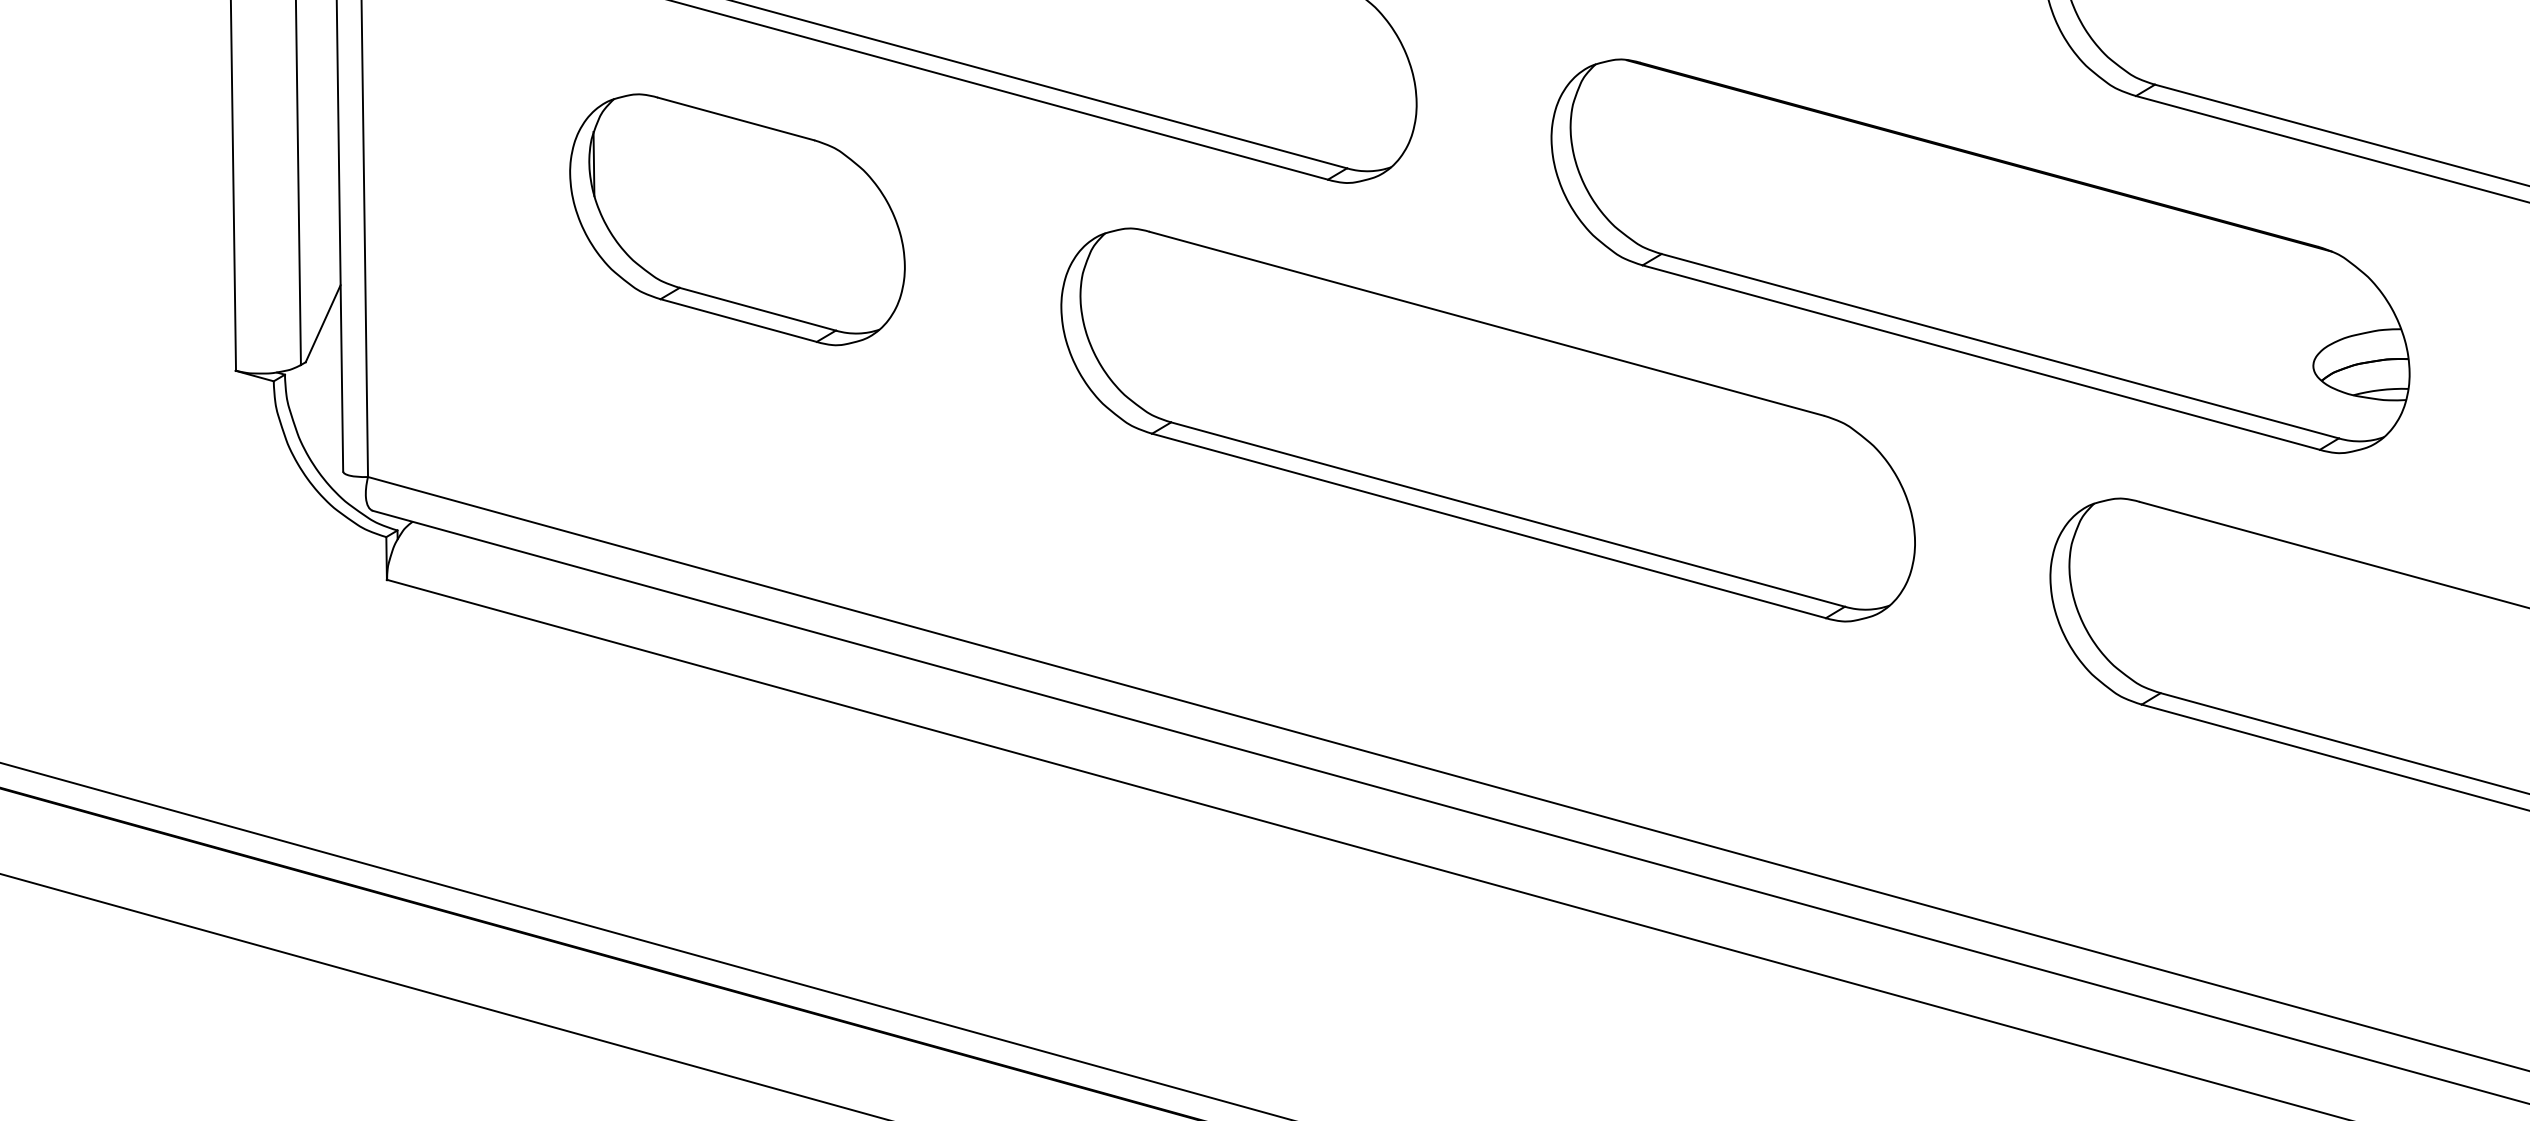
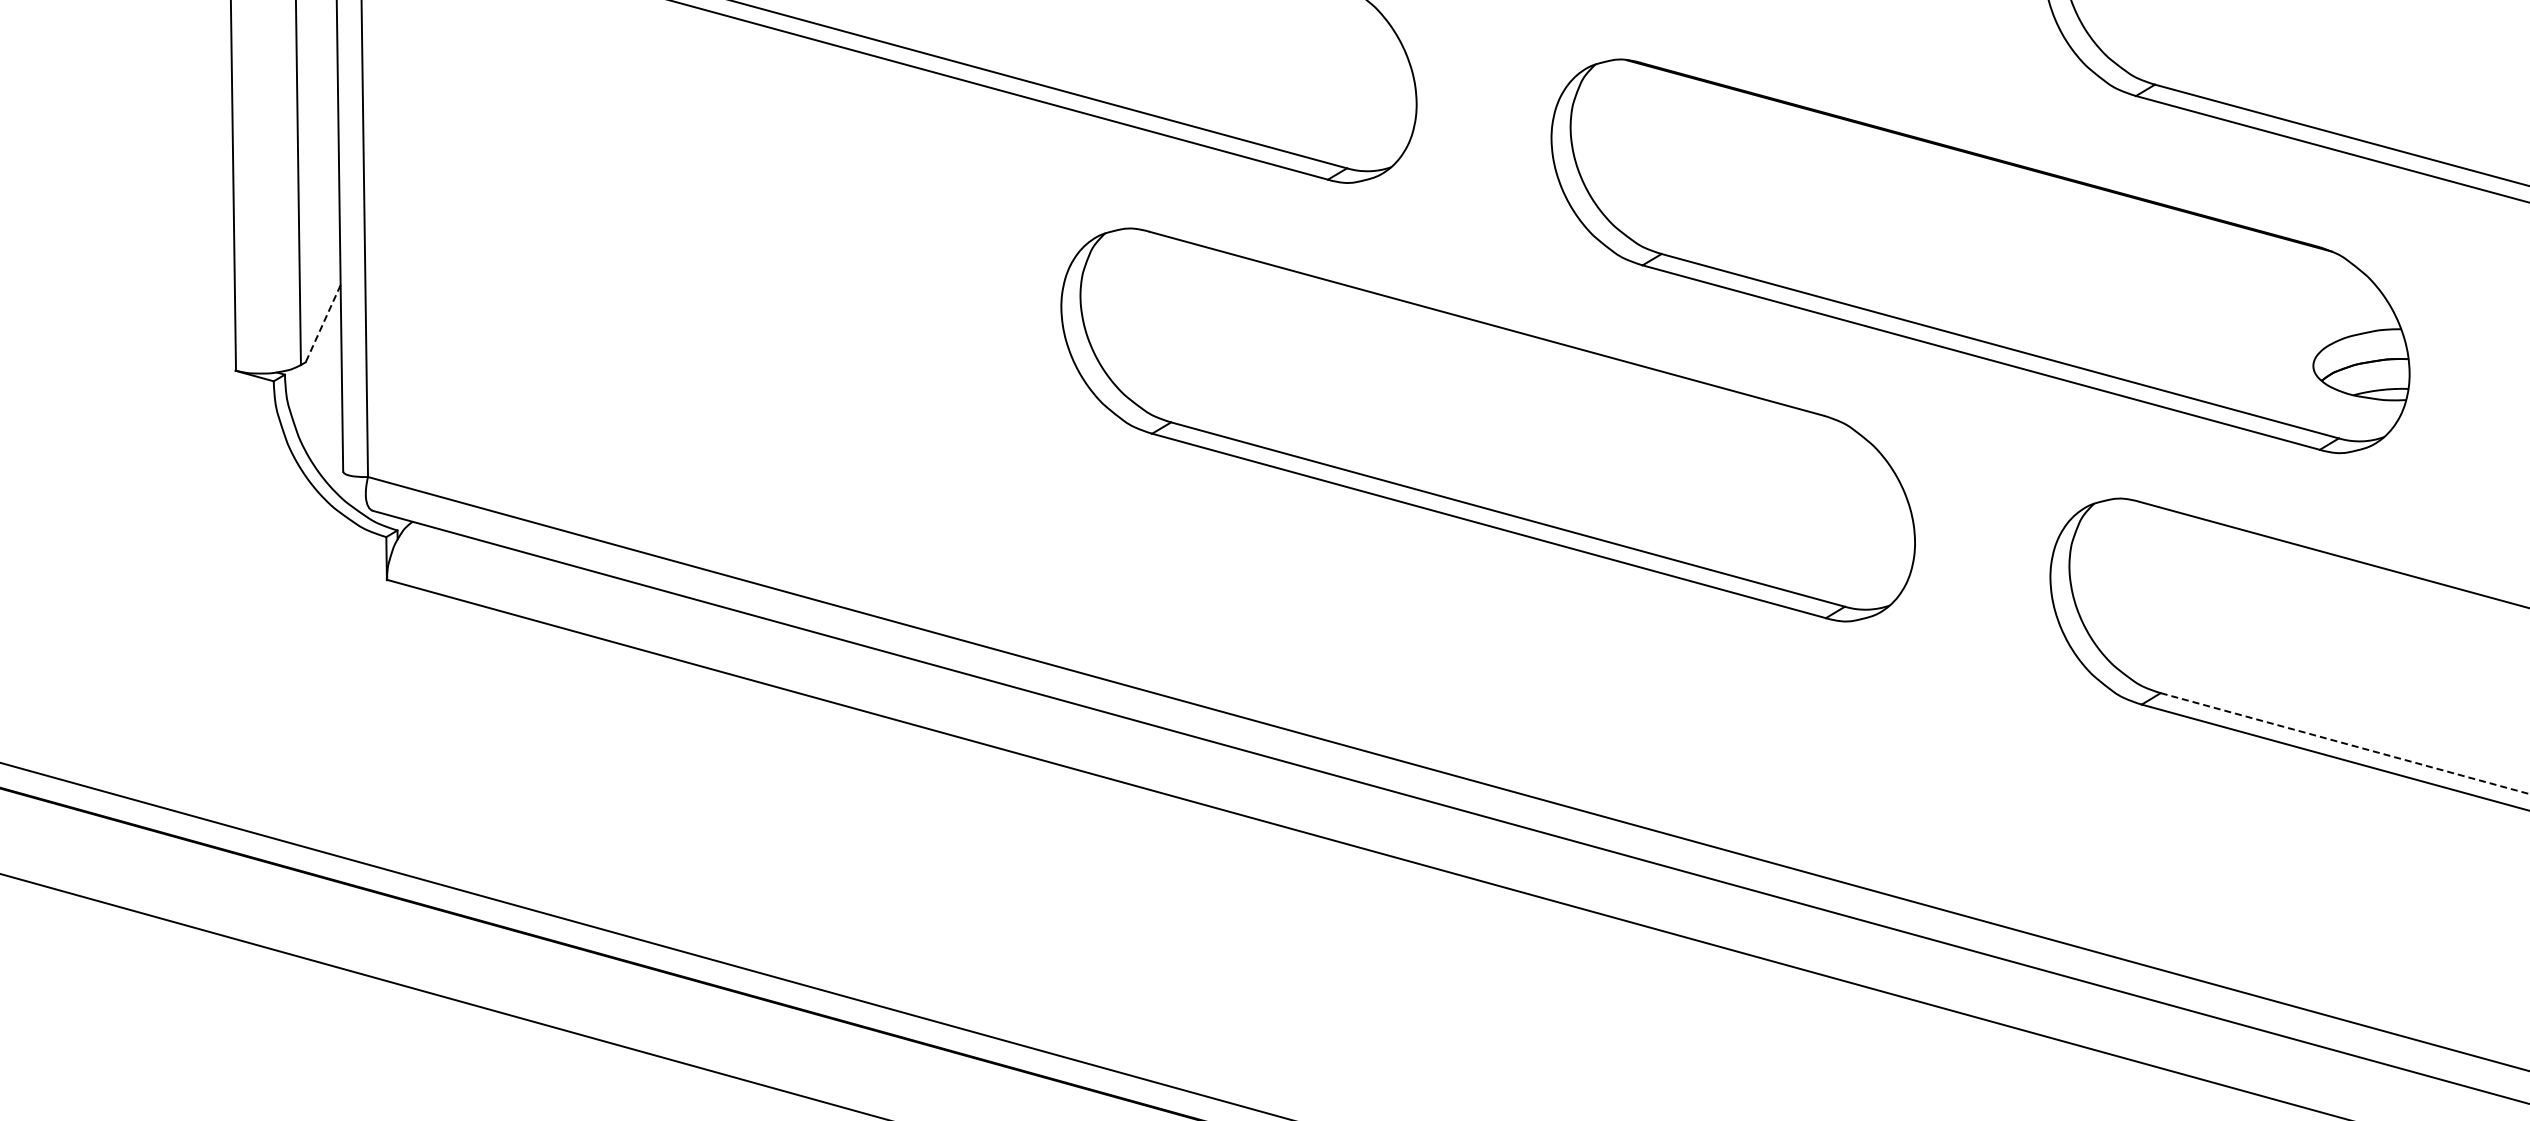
part: present -> none (737, 219)
line: solid -> dashed (322, 324)
line: solid -> dashed (2344, 743)
